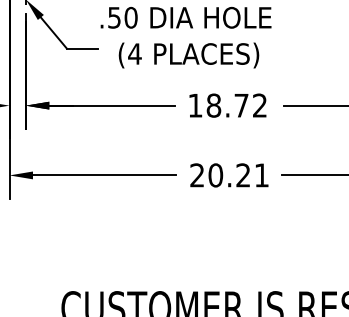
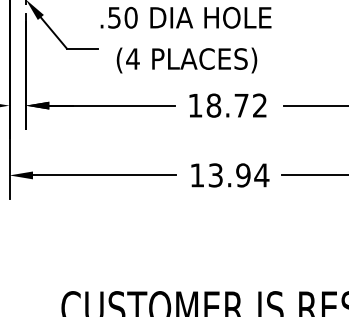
text position: (188, 55) -> (186, 60) (186, 60)
text: 20.21 -> 13.94 (229, 175)
